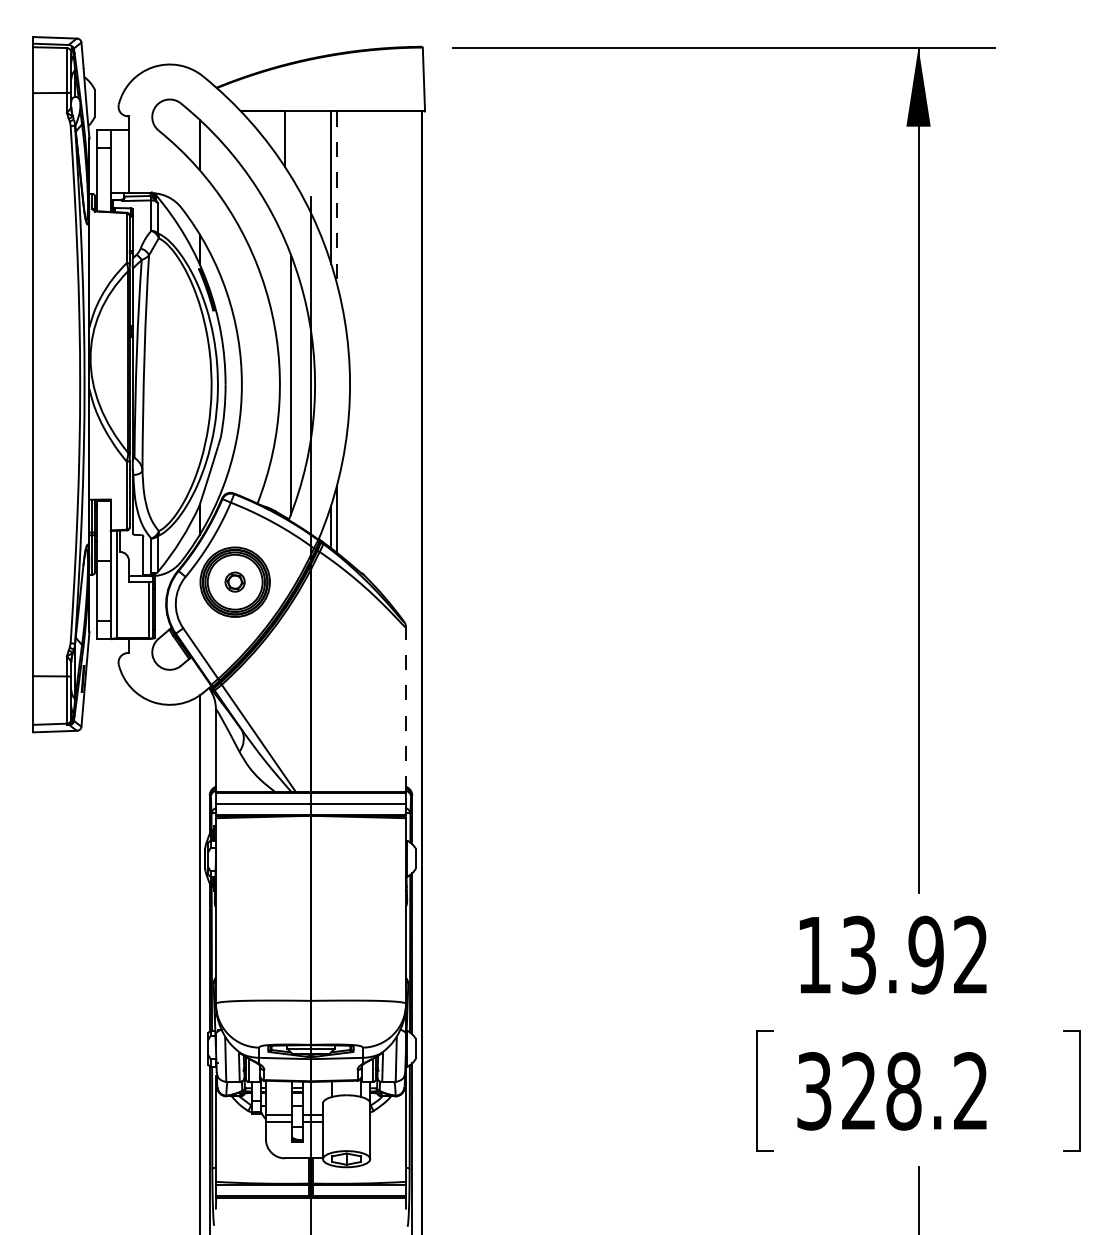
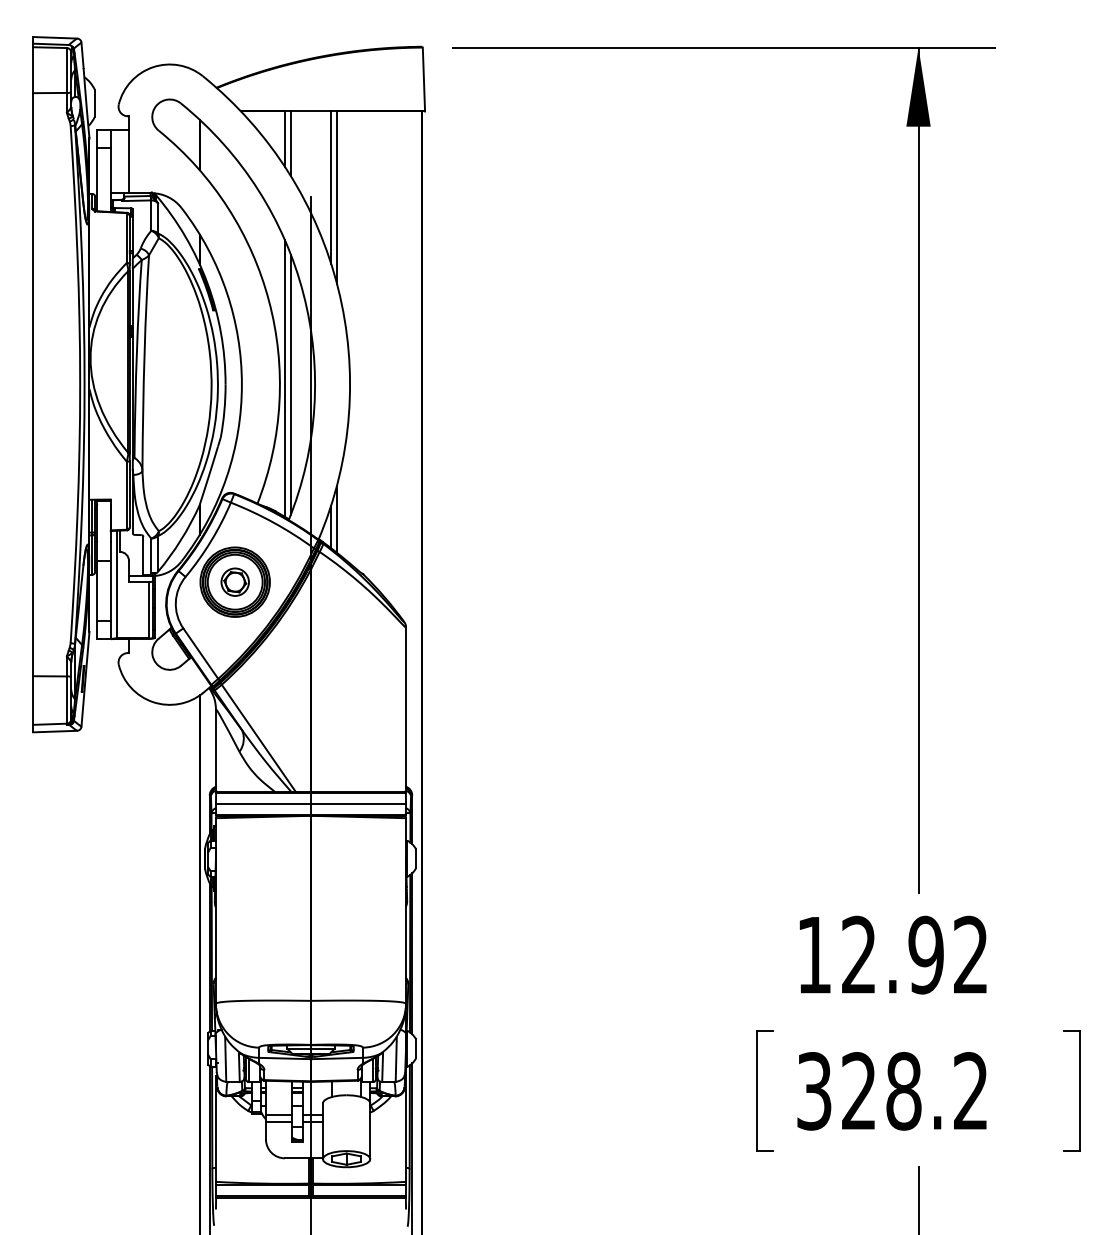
line: none -> present (290, 143)
line: dashed -> solid (336, 198)
line: none -> present (285, 378)
part size: 22x22 px -> 30x30 px (234, 581)
line: dashed -> solid (406, 709)
text: 13.92 -> 12.92 (858, 954)
